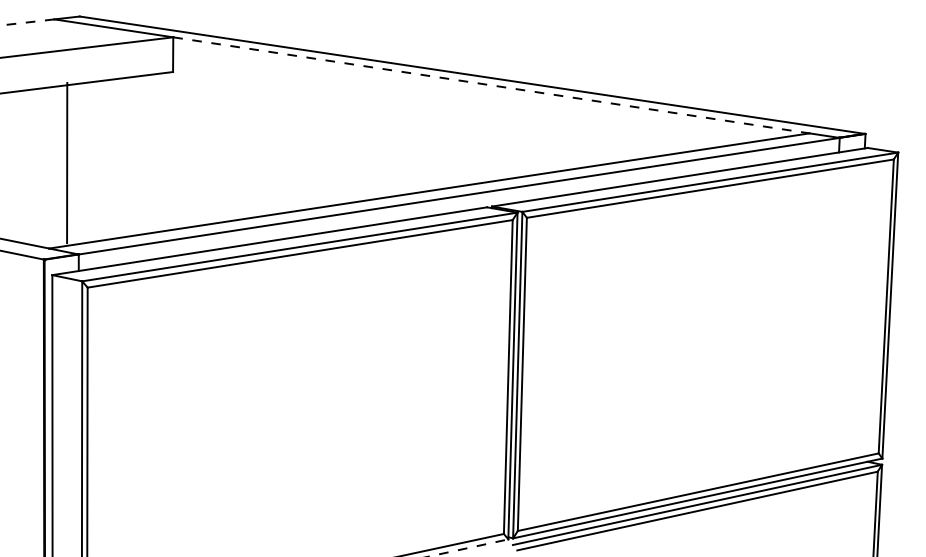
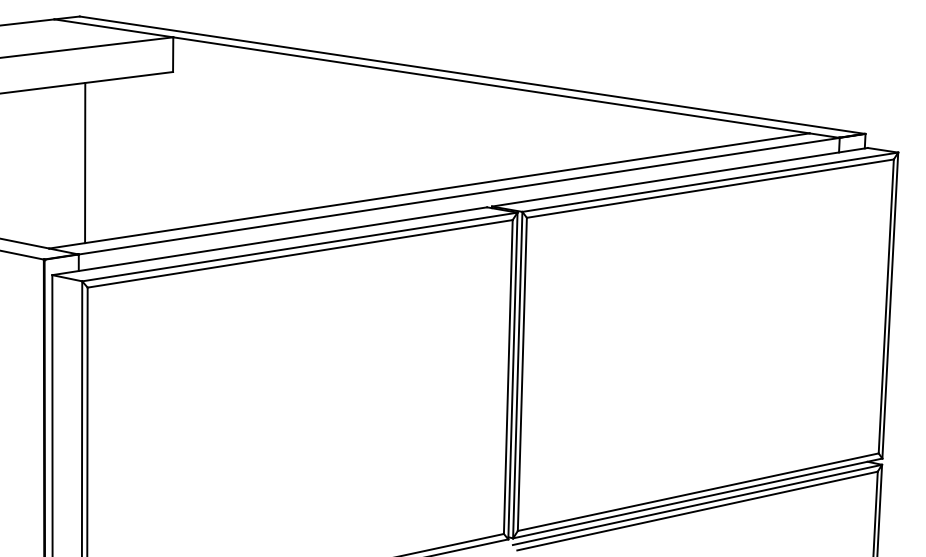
line: dashed -> solid (27, 22)
line: dashed -> solid (491, 85)
line position: (67, 162) -> (85, 162) (85, 162)
line: dashed -> solid (468, 548)
